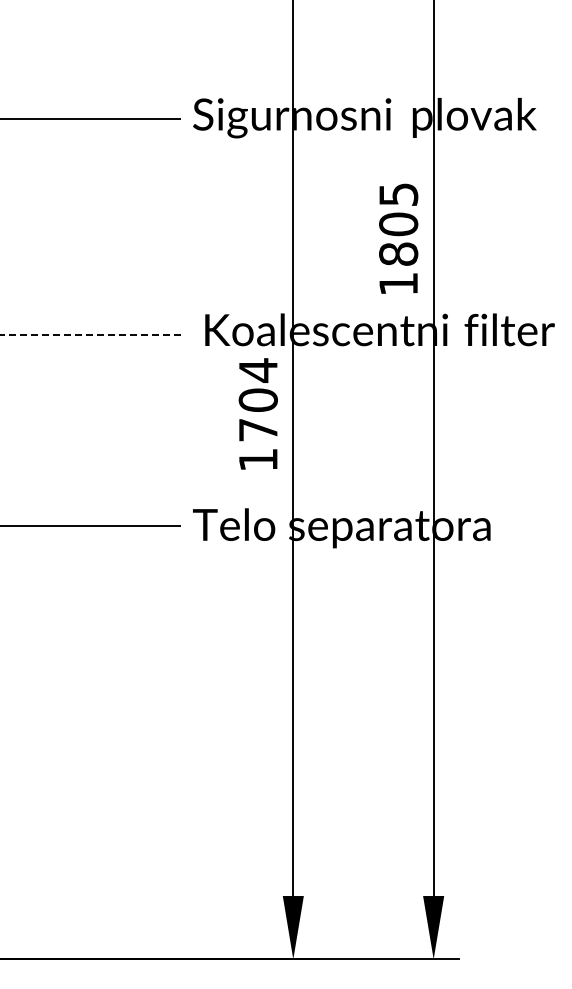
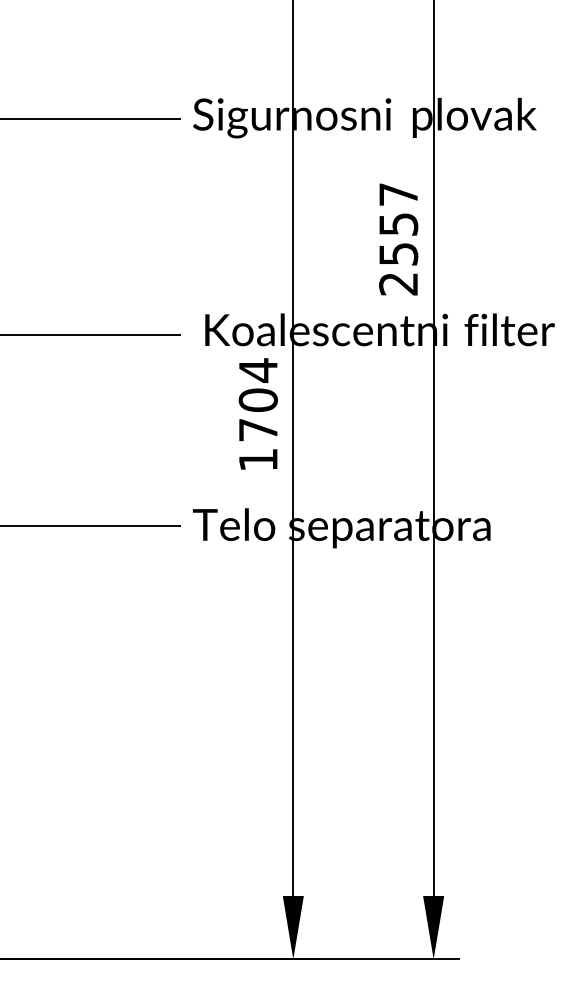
text: 1805 -> 2557 (398, 239)
line: dashed -> solid (90, 335)
